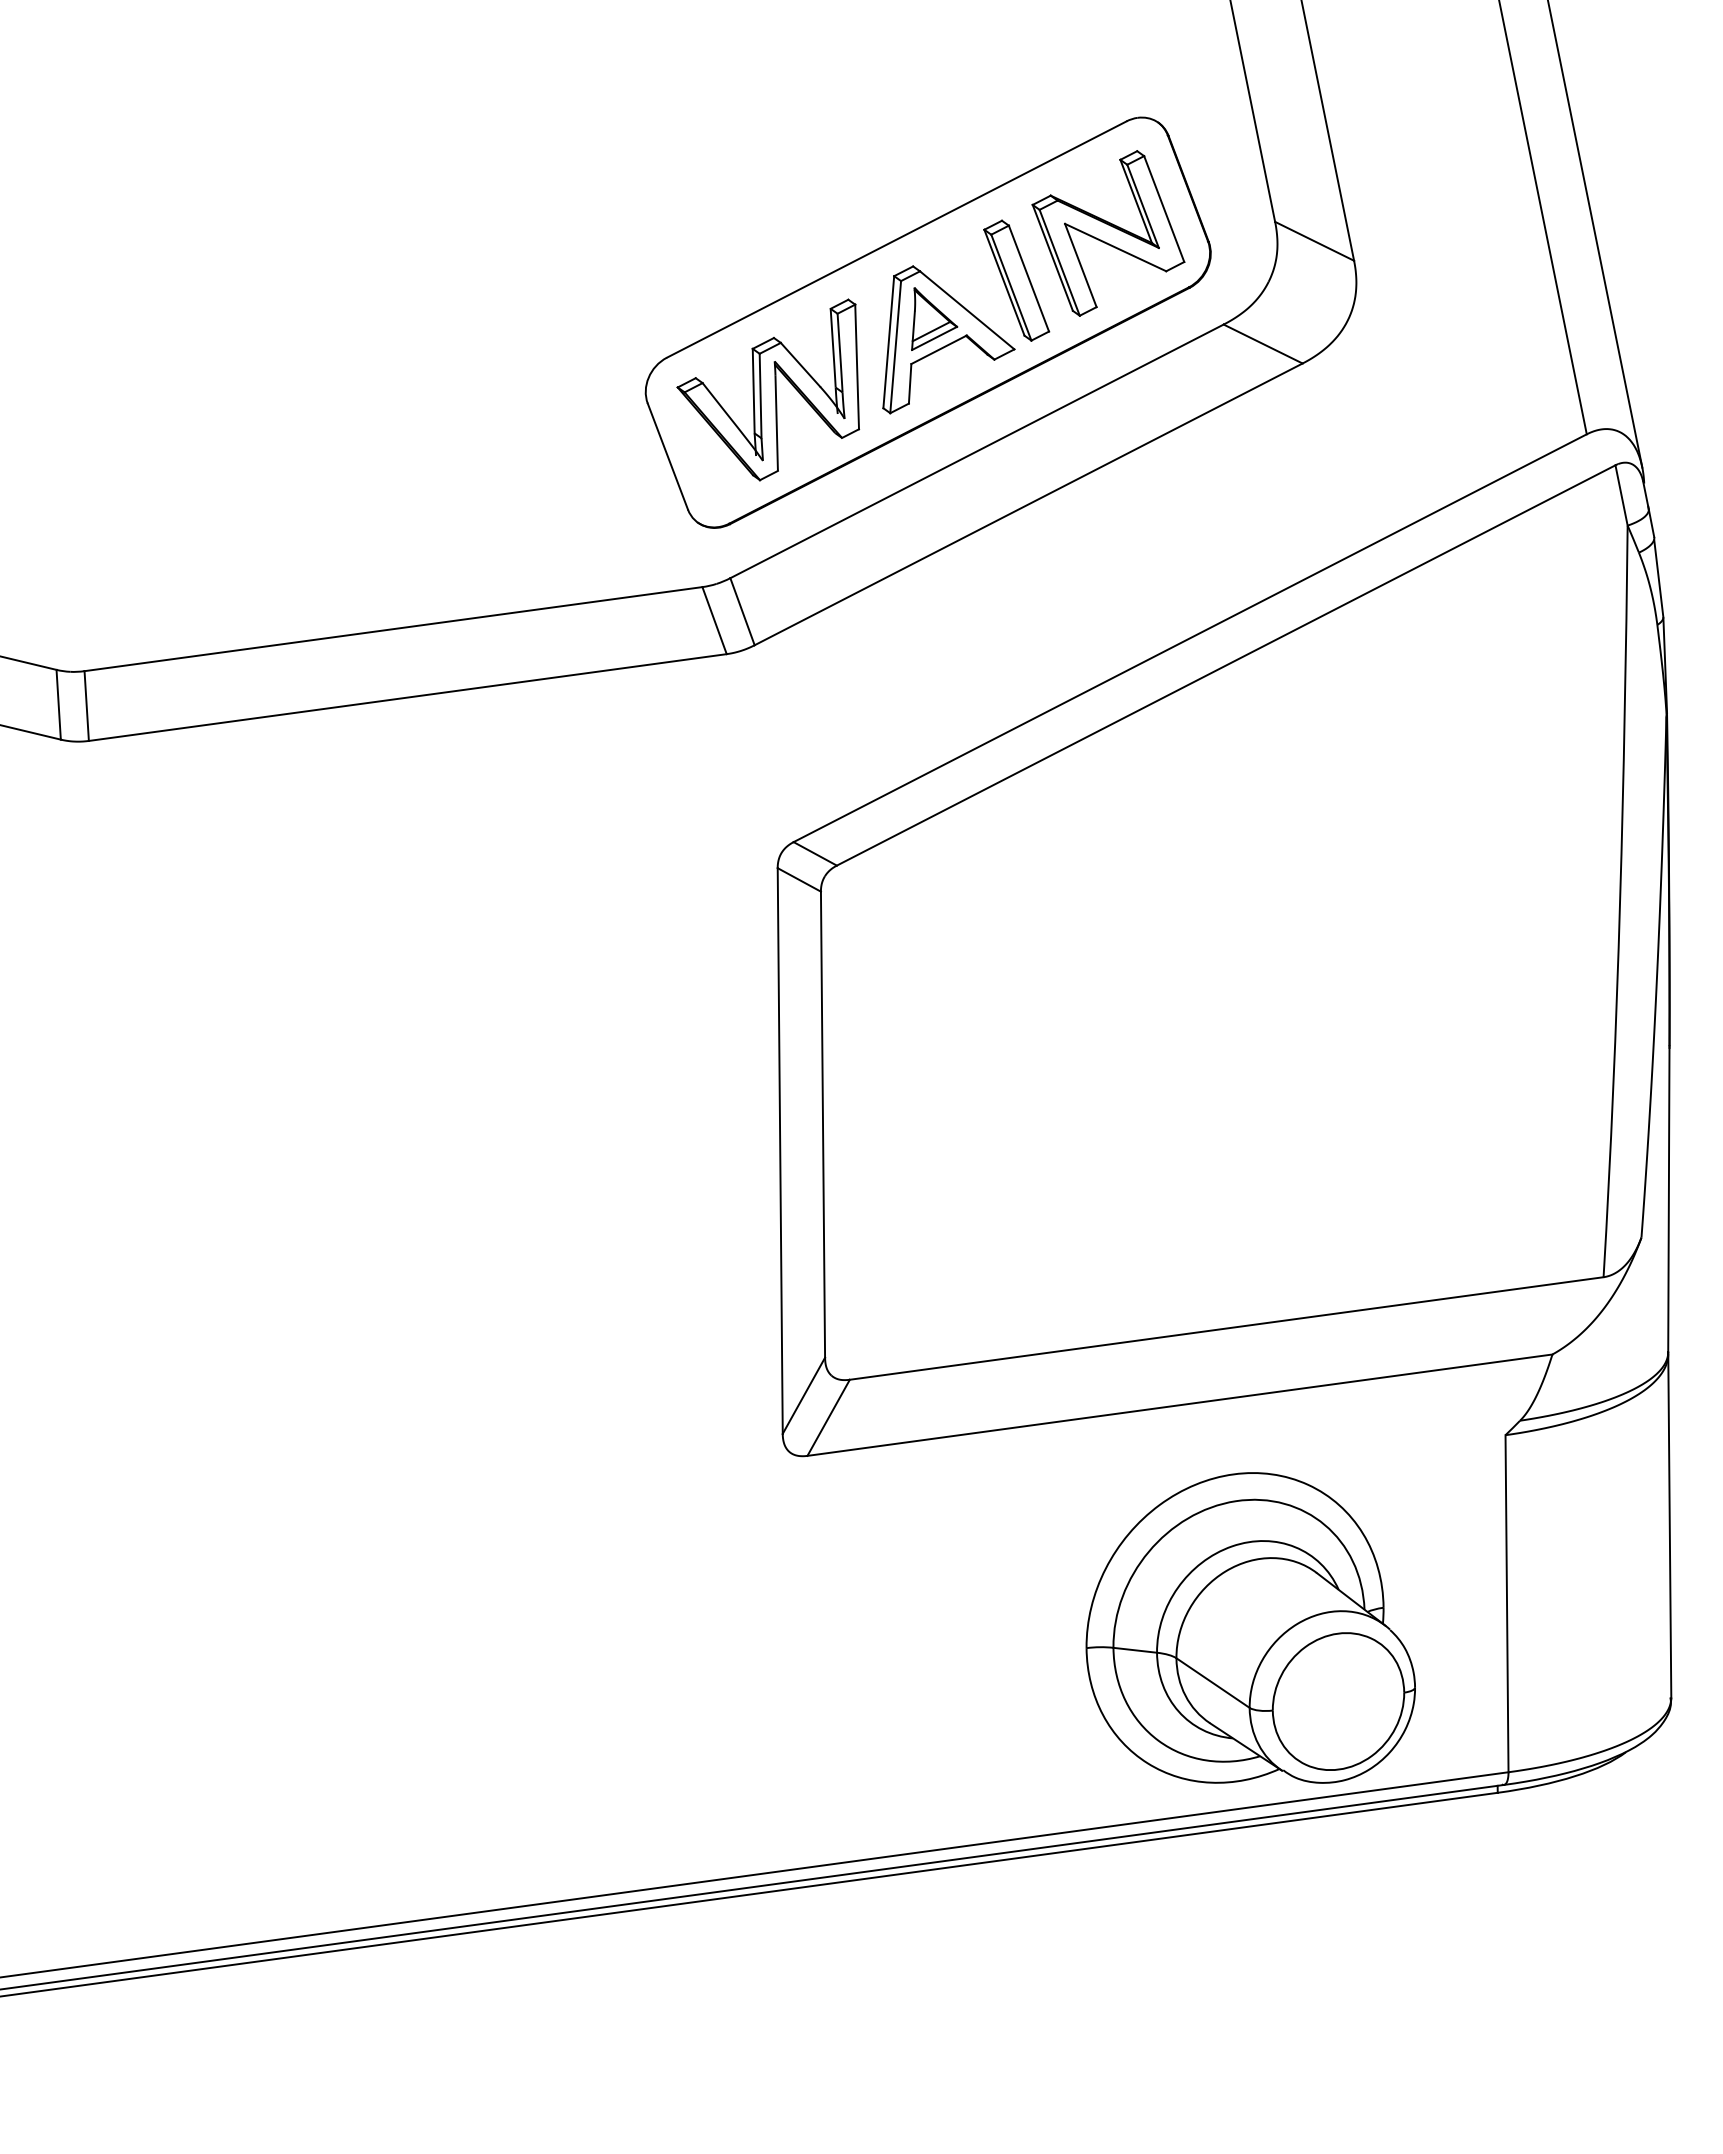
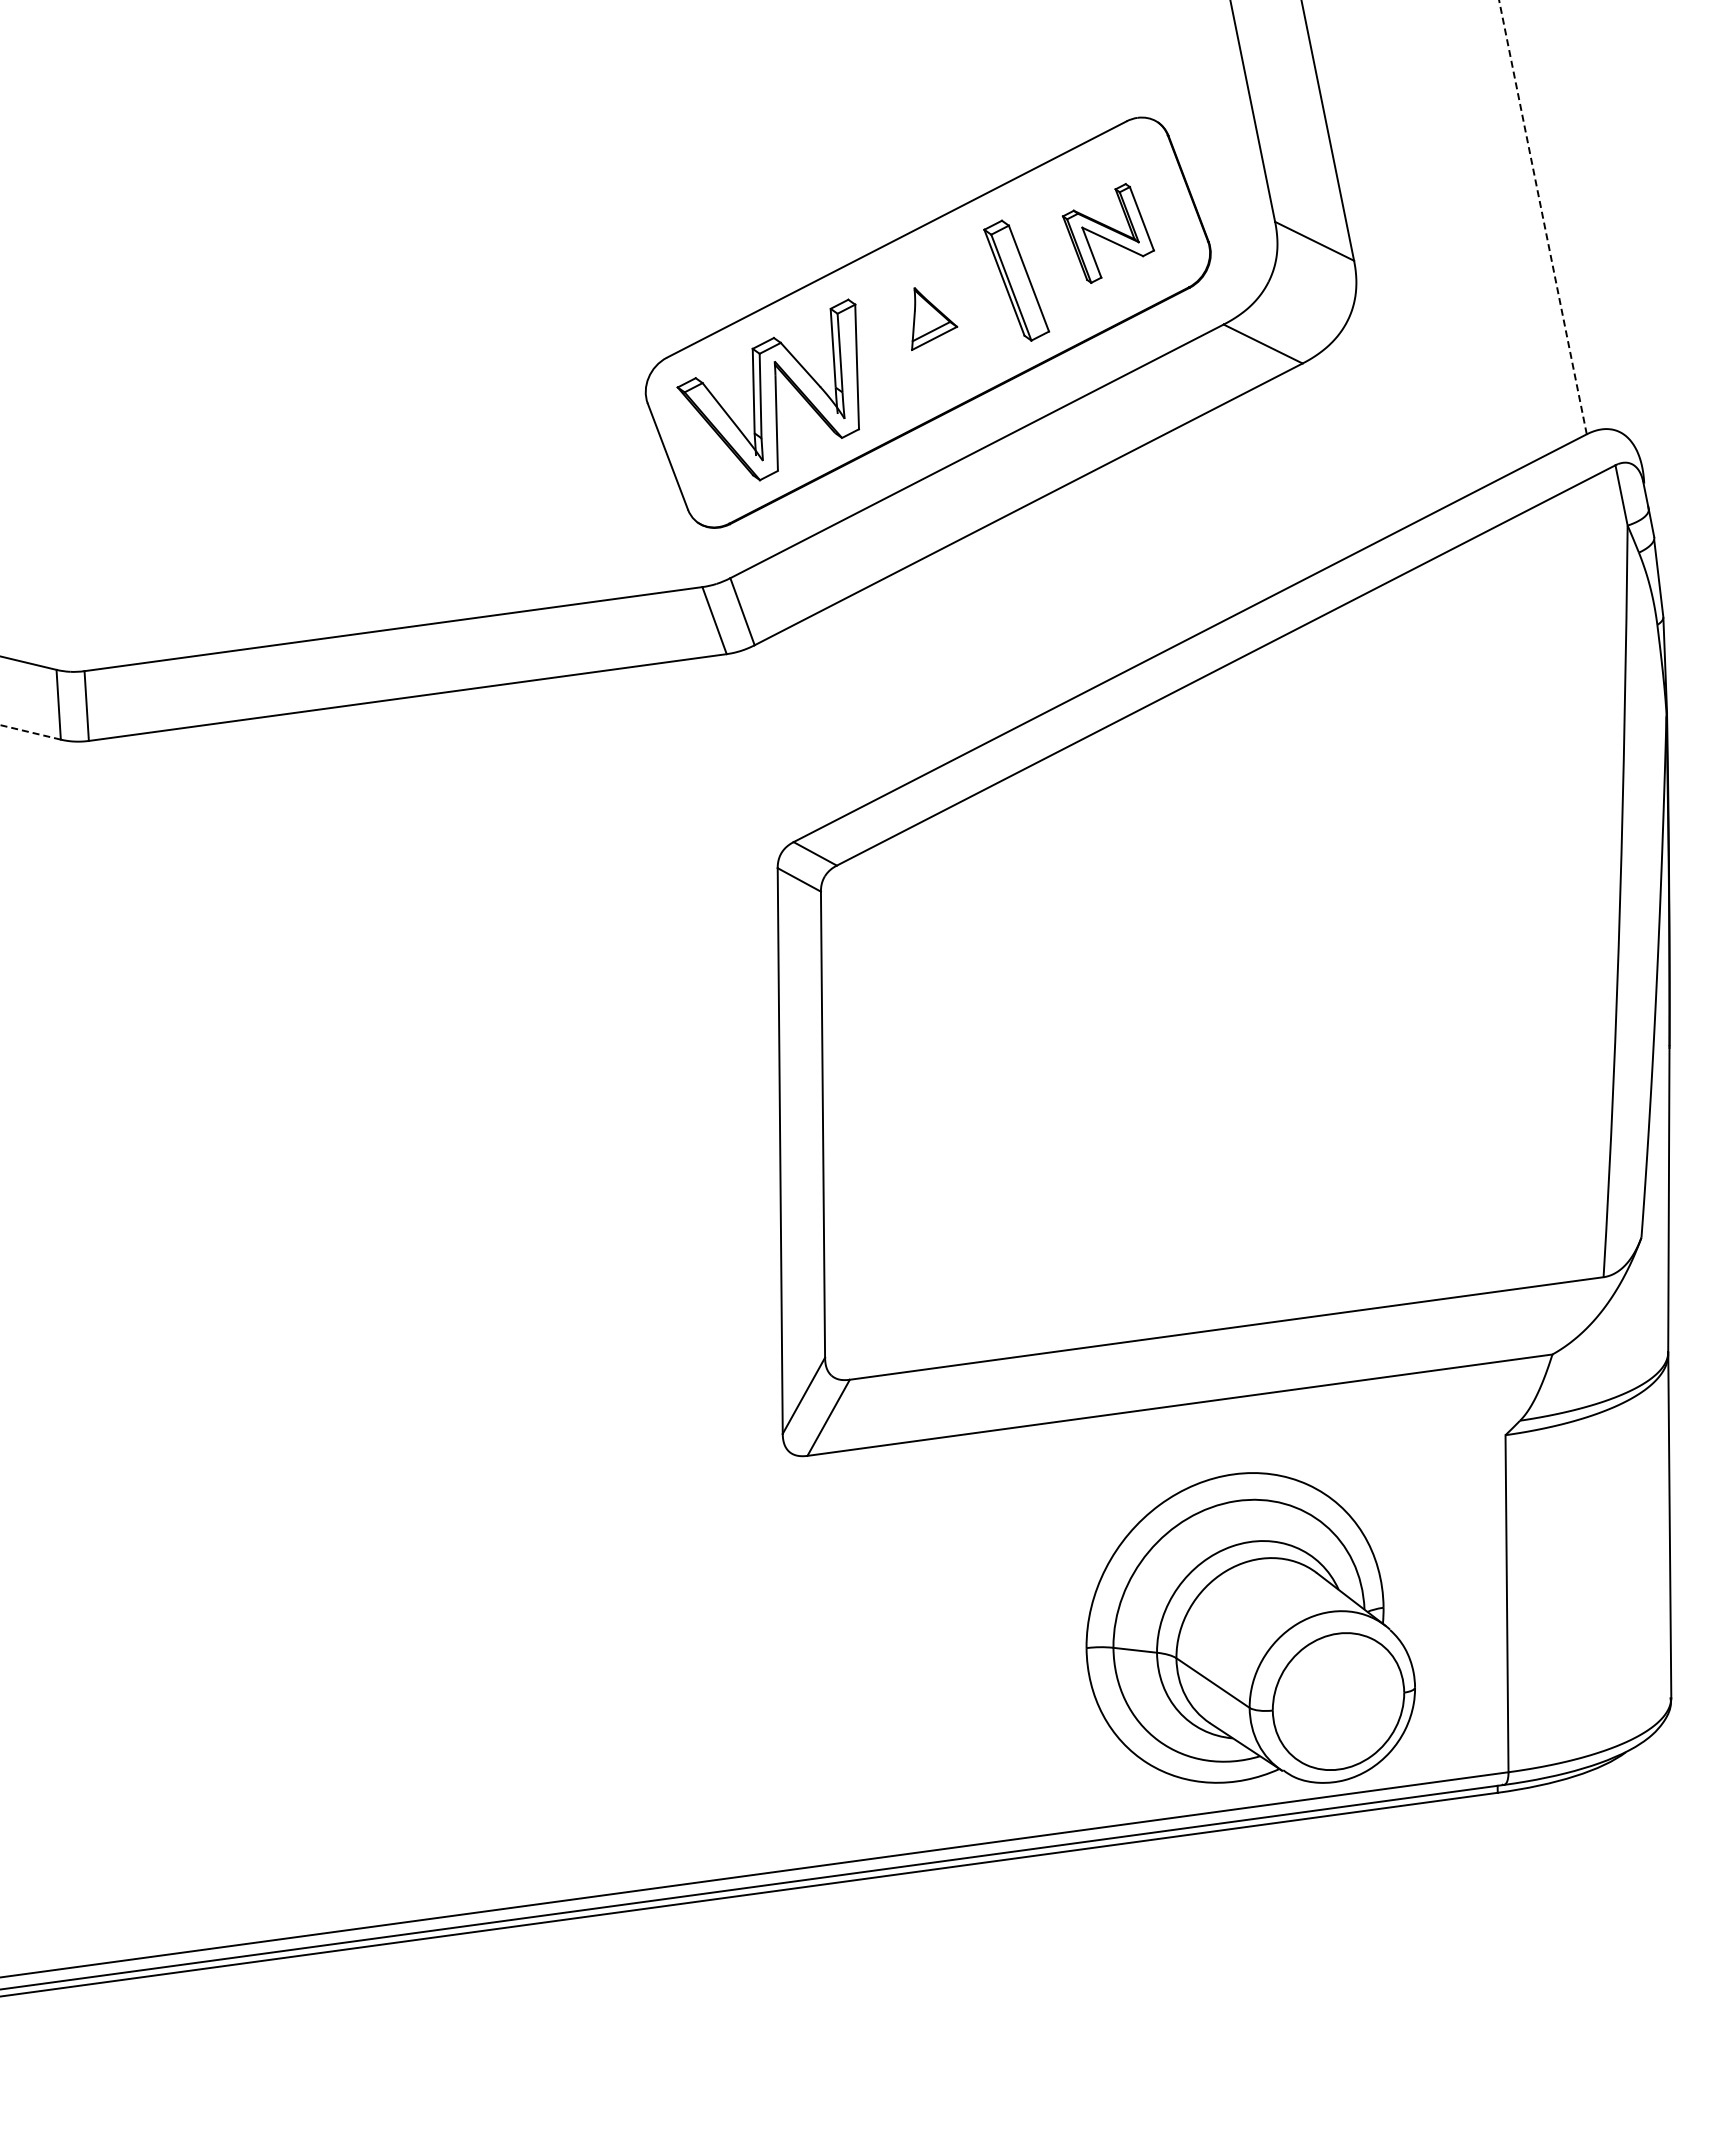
line: solid -> dashed (1542, 216)
part size: 155x167 px -> 94x101 px (1107, 233)
line: present -> none (1595, 234)
part: present -> none (948, 339)
line: solid -> dashed (30, 732)
